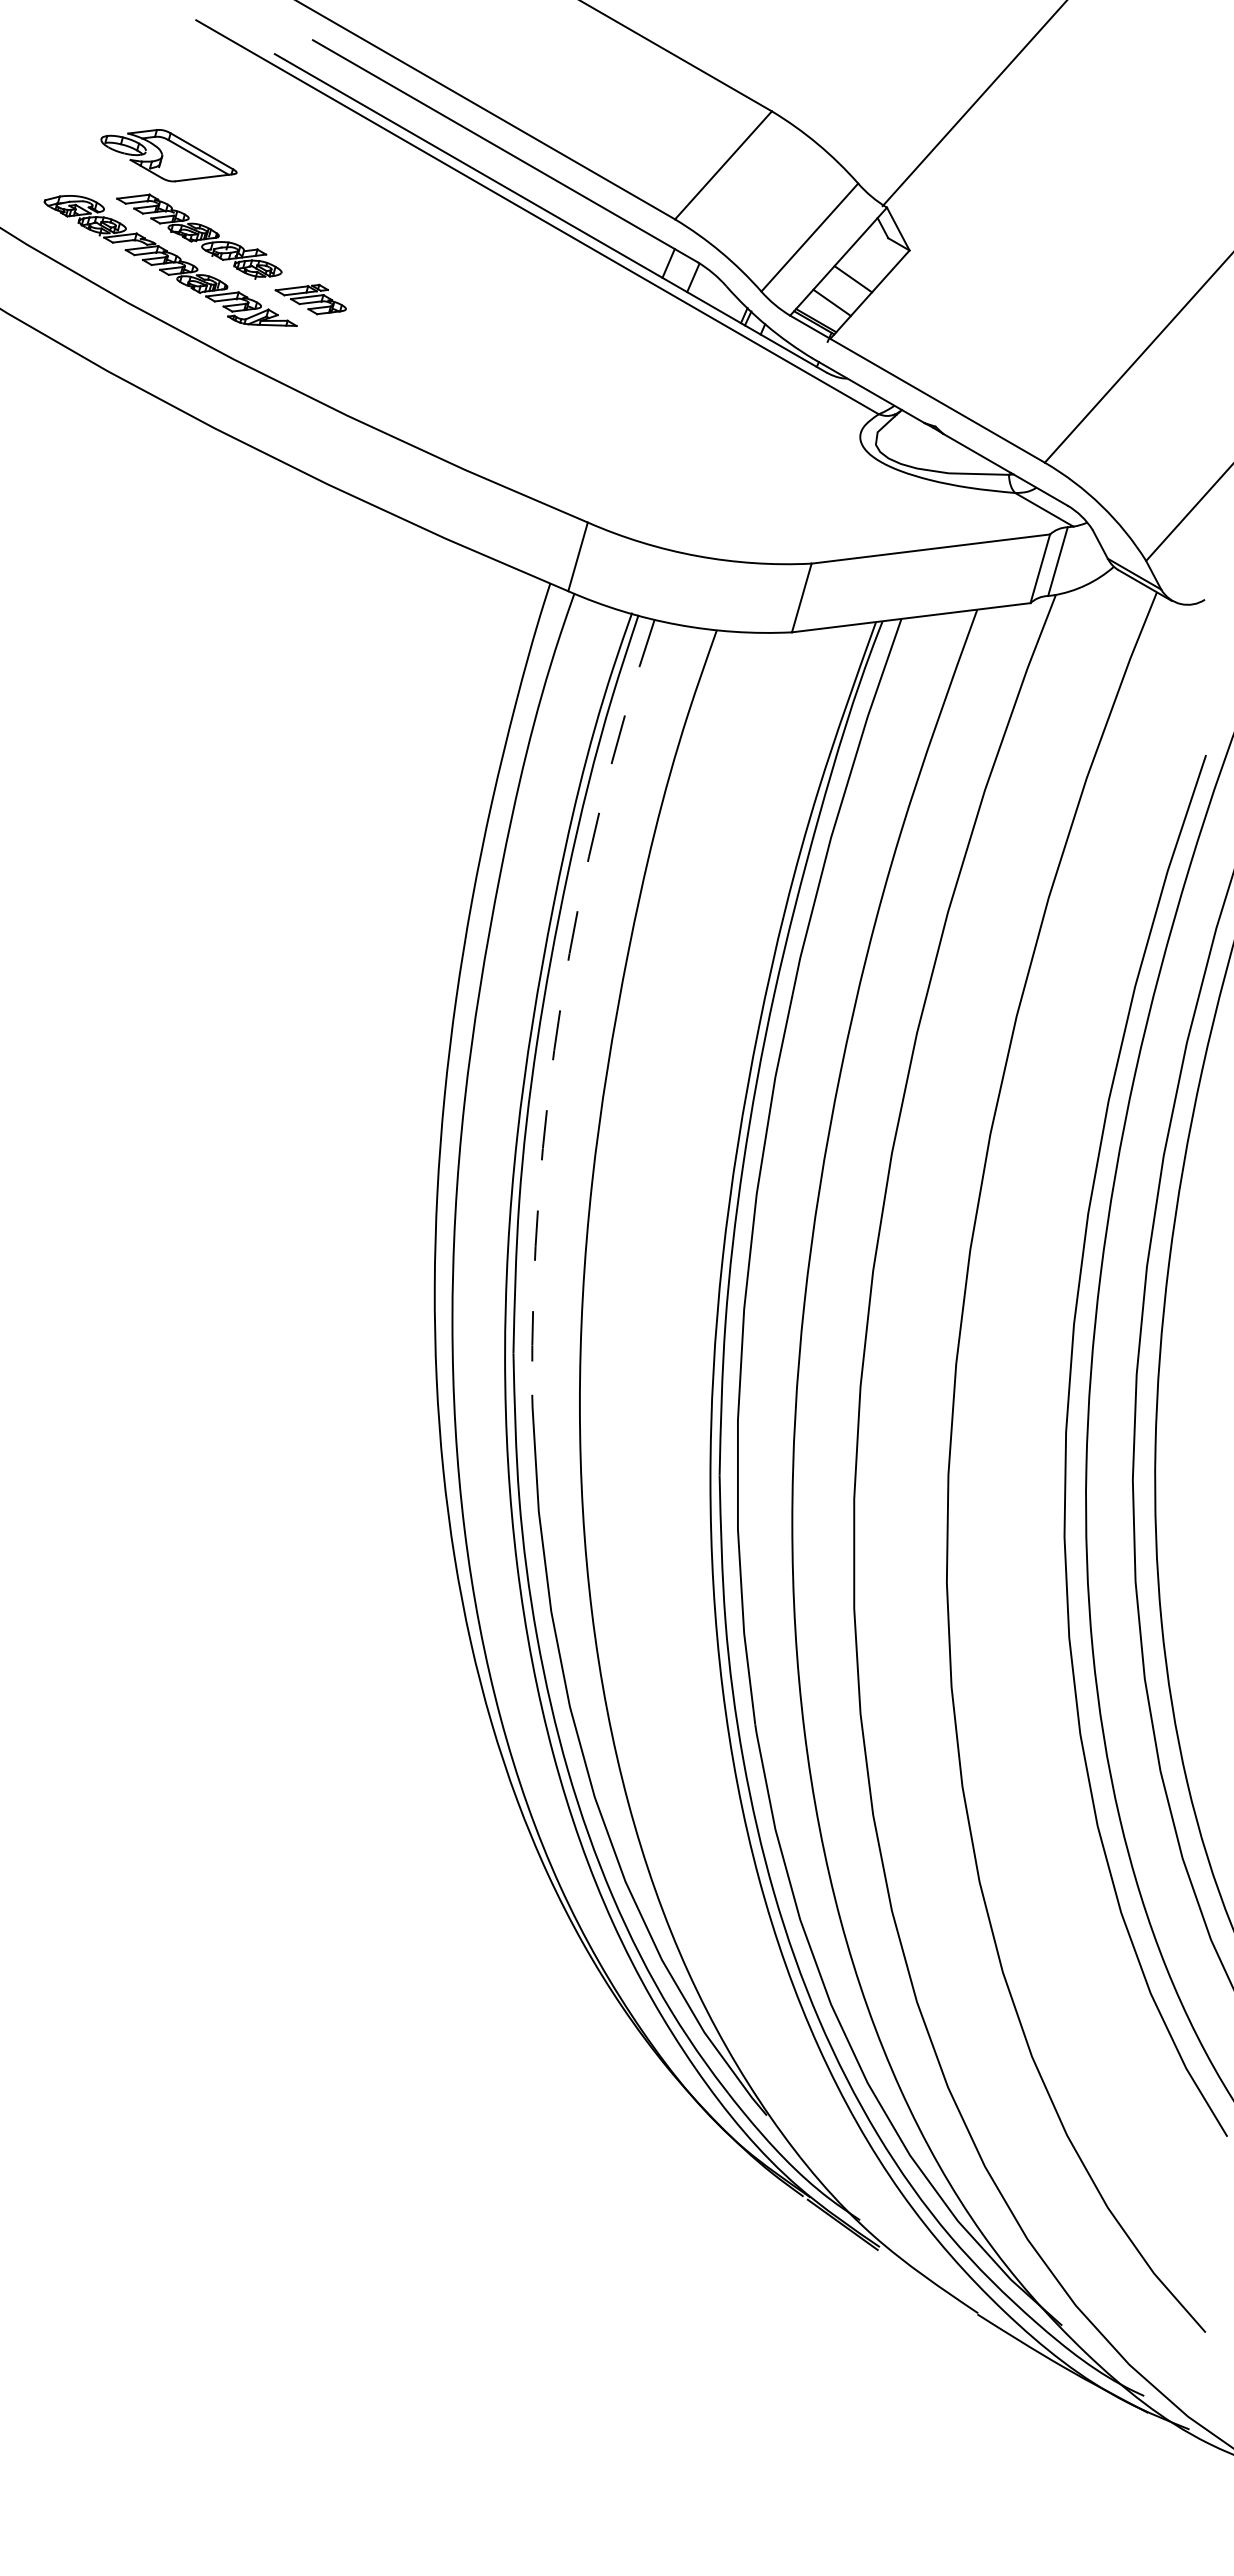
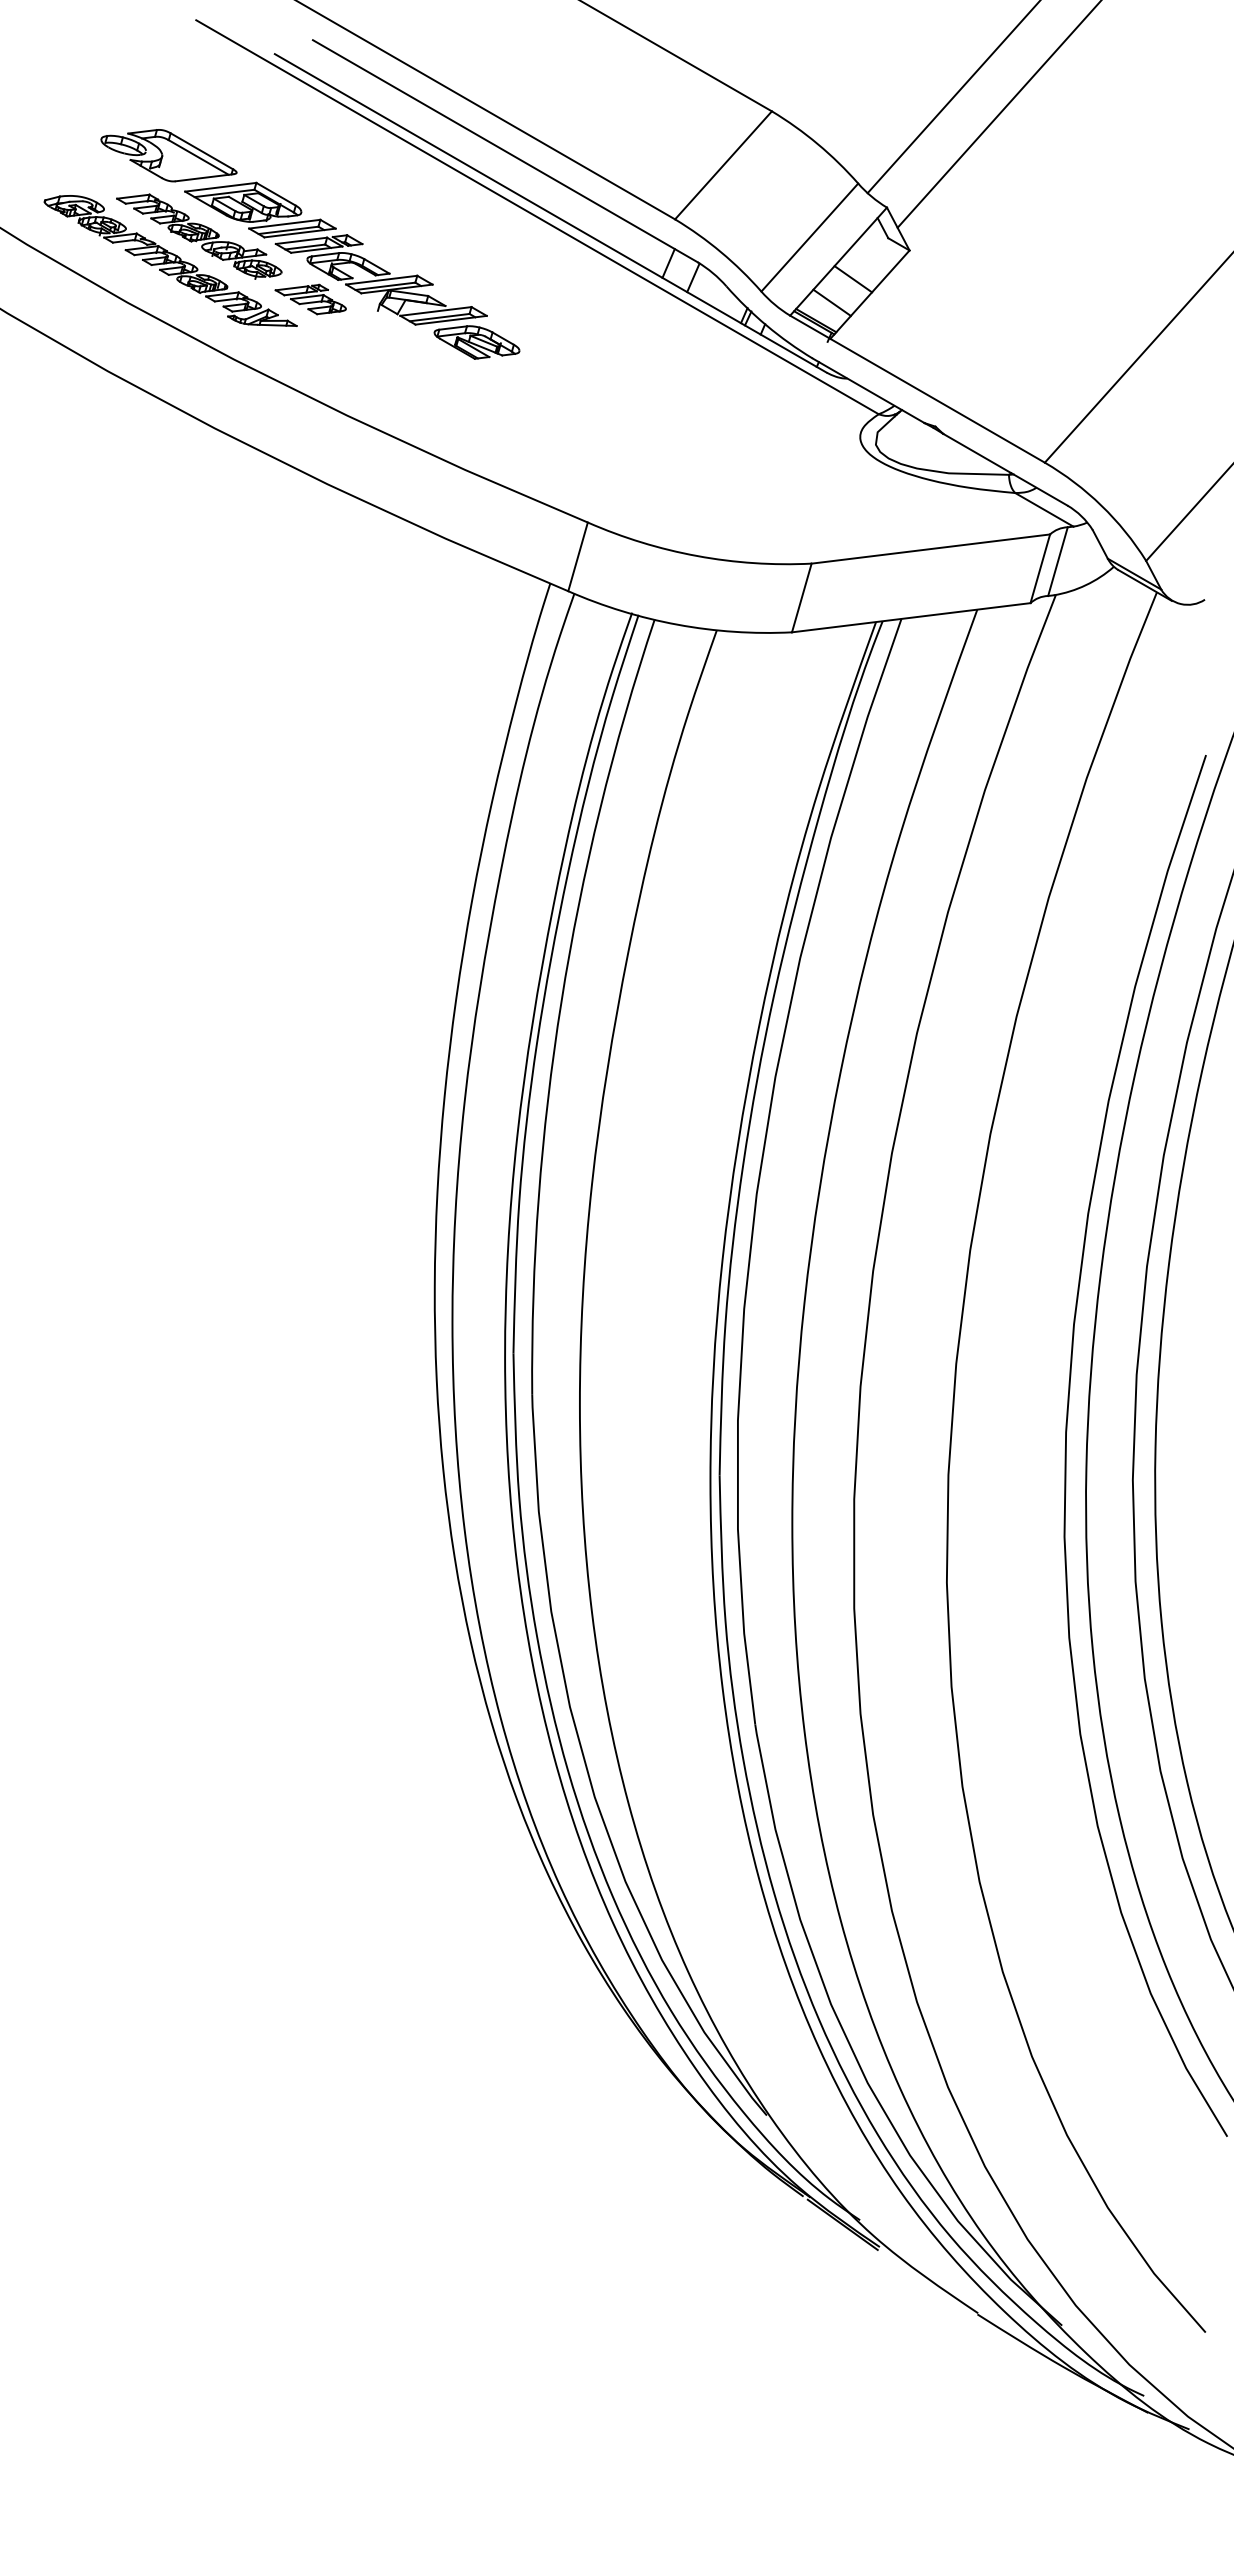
line position: (973, 104) -> (952, 97) (952, 97)
line: none -> present (998, 114)
part: none -> present (352, 270)
arc: dashed -> solid (561, 1001)
